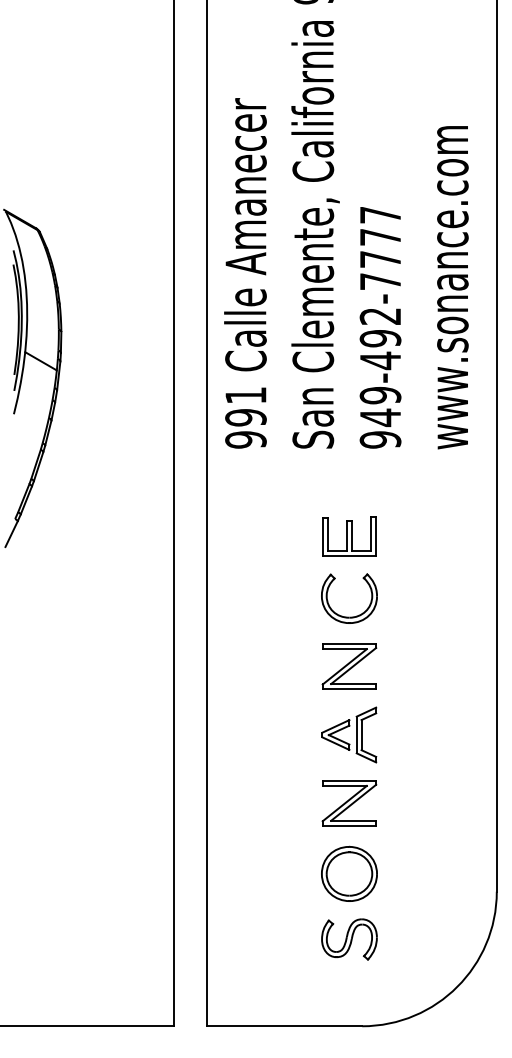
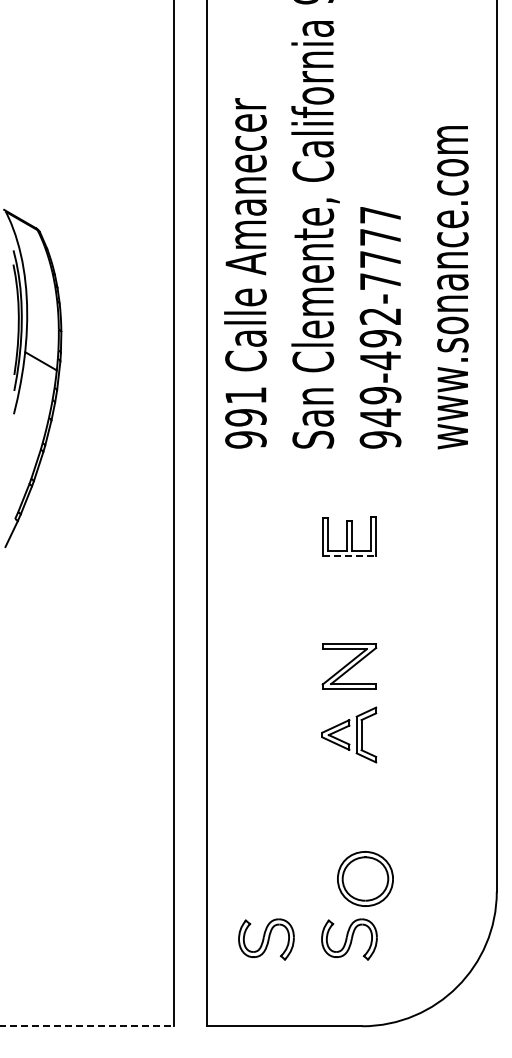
line: solid -> dashed (349, 556)
part: present -> none (349, 616)
part: present -> none (349, 803)
part position: (349, 873) -> (365, 878) (365, 878)
part: none -> present (266, 939)
line: solid -> dashed (87, 1026)
